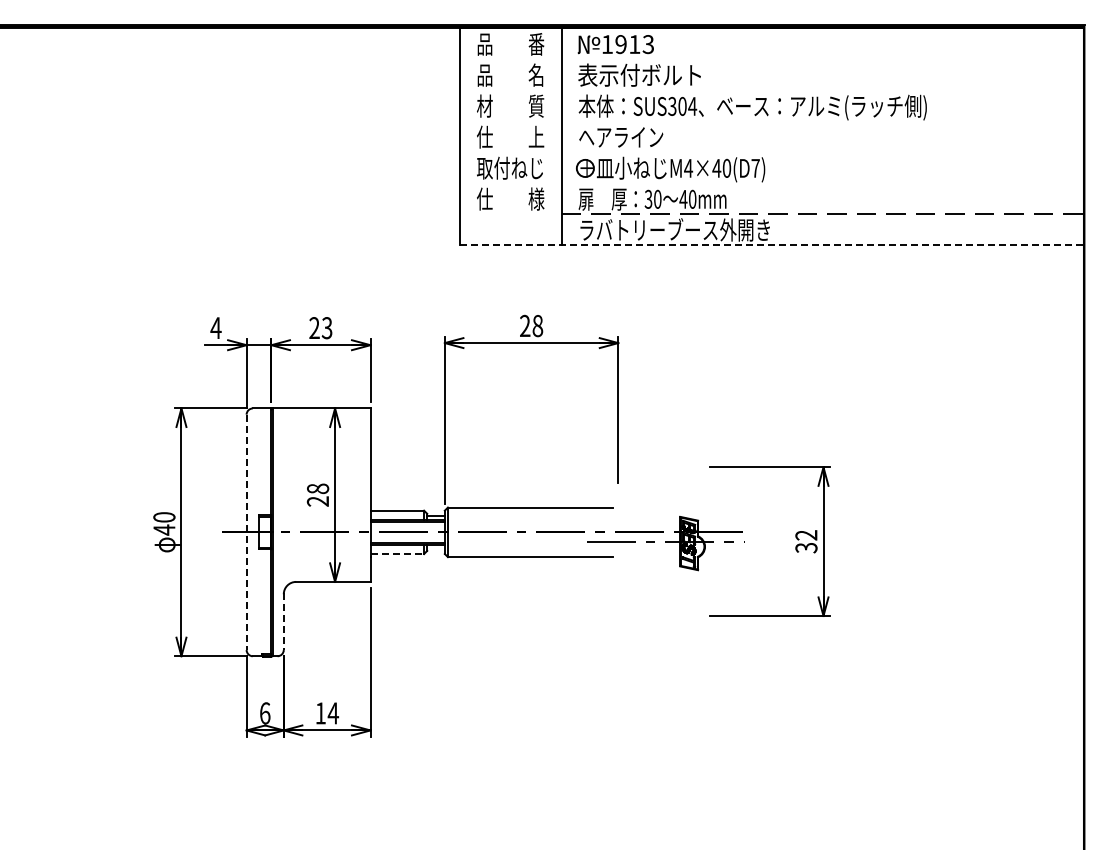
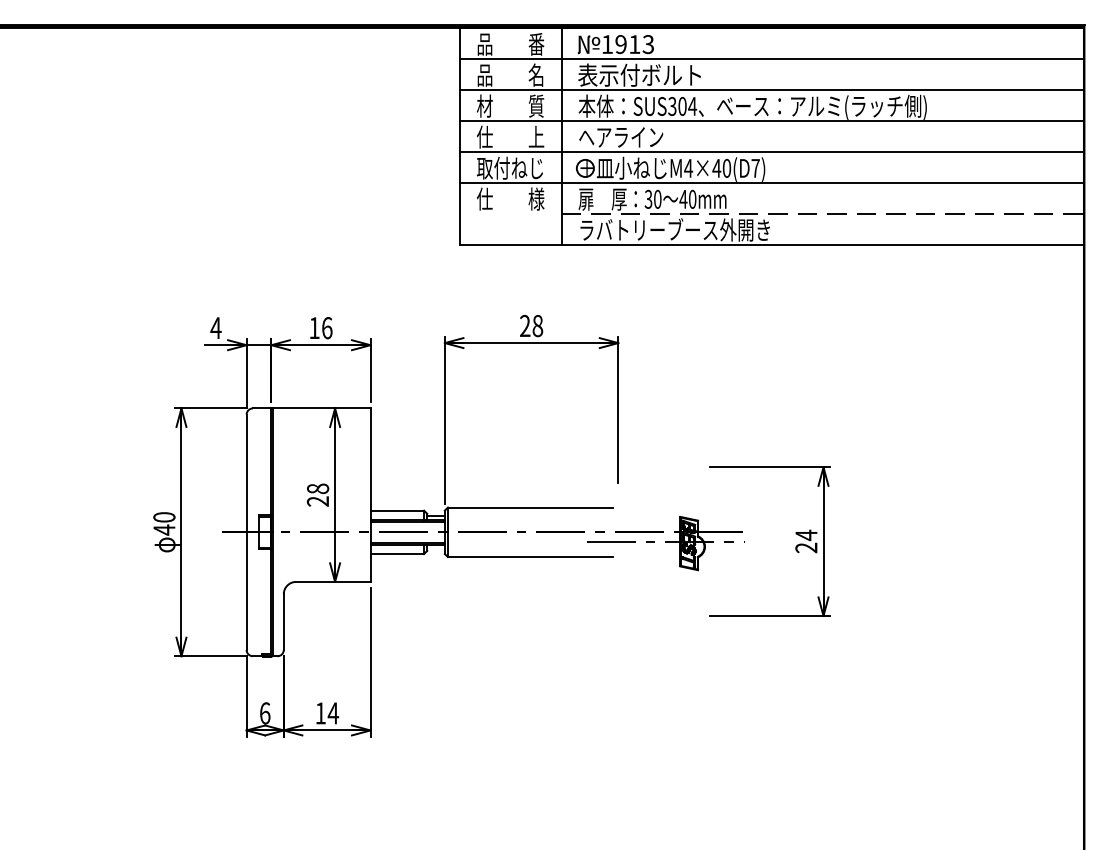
line: none -> present (771, 58)
line: none -> present (771, 89)
line: none -> present (771, 120)
line: none -> present (771, 151)
line: none -> present (771, 182)
line: dashed -> solid (772, 244)
text: 23 -> 16 (320, 328)
line: dashed -> solid (246, 532)
text: 32 -> 24 (806, 541)
line: dashed -> solid (397, 554)
line: dashed -> solid (283, 622)
